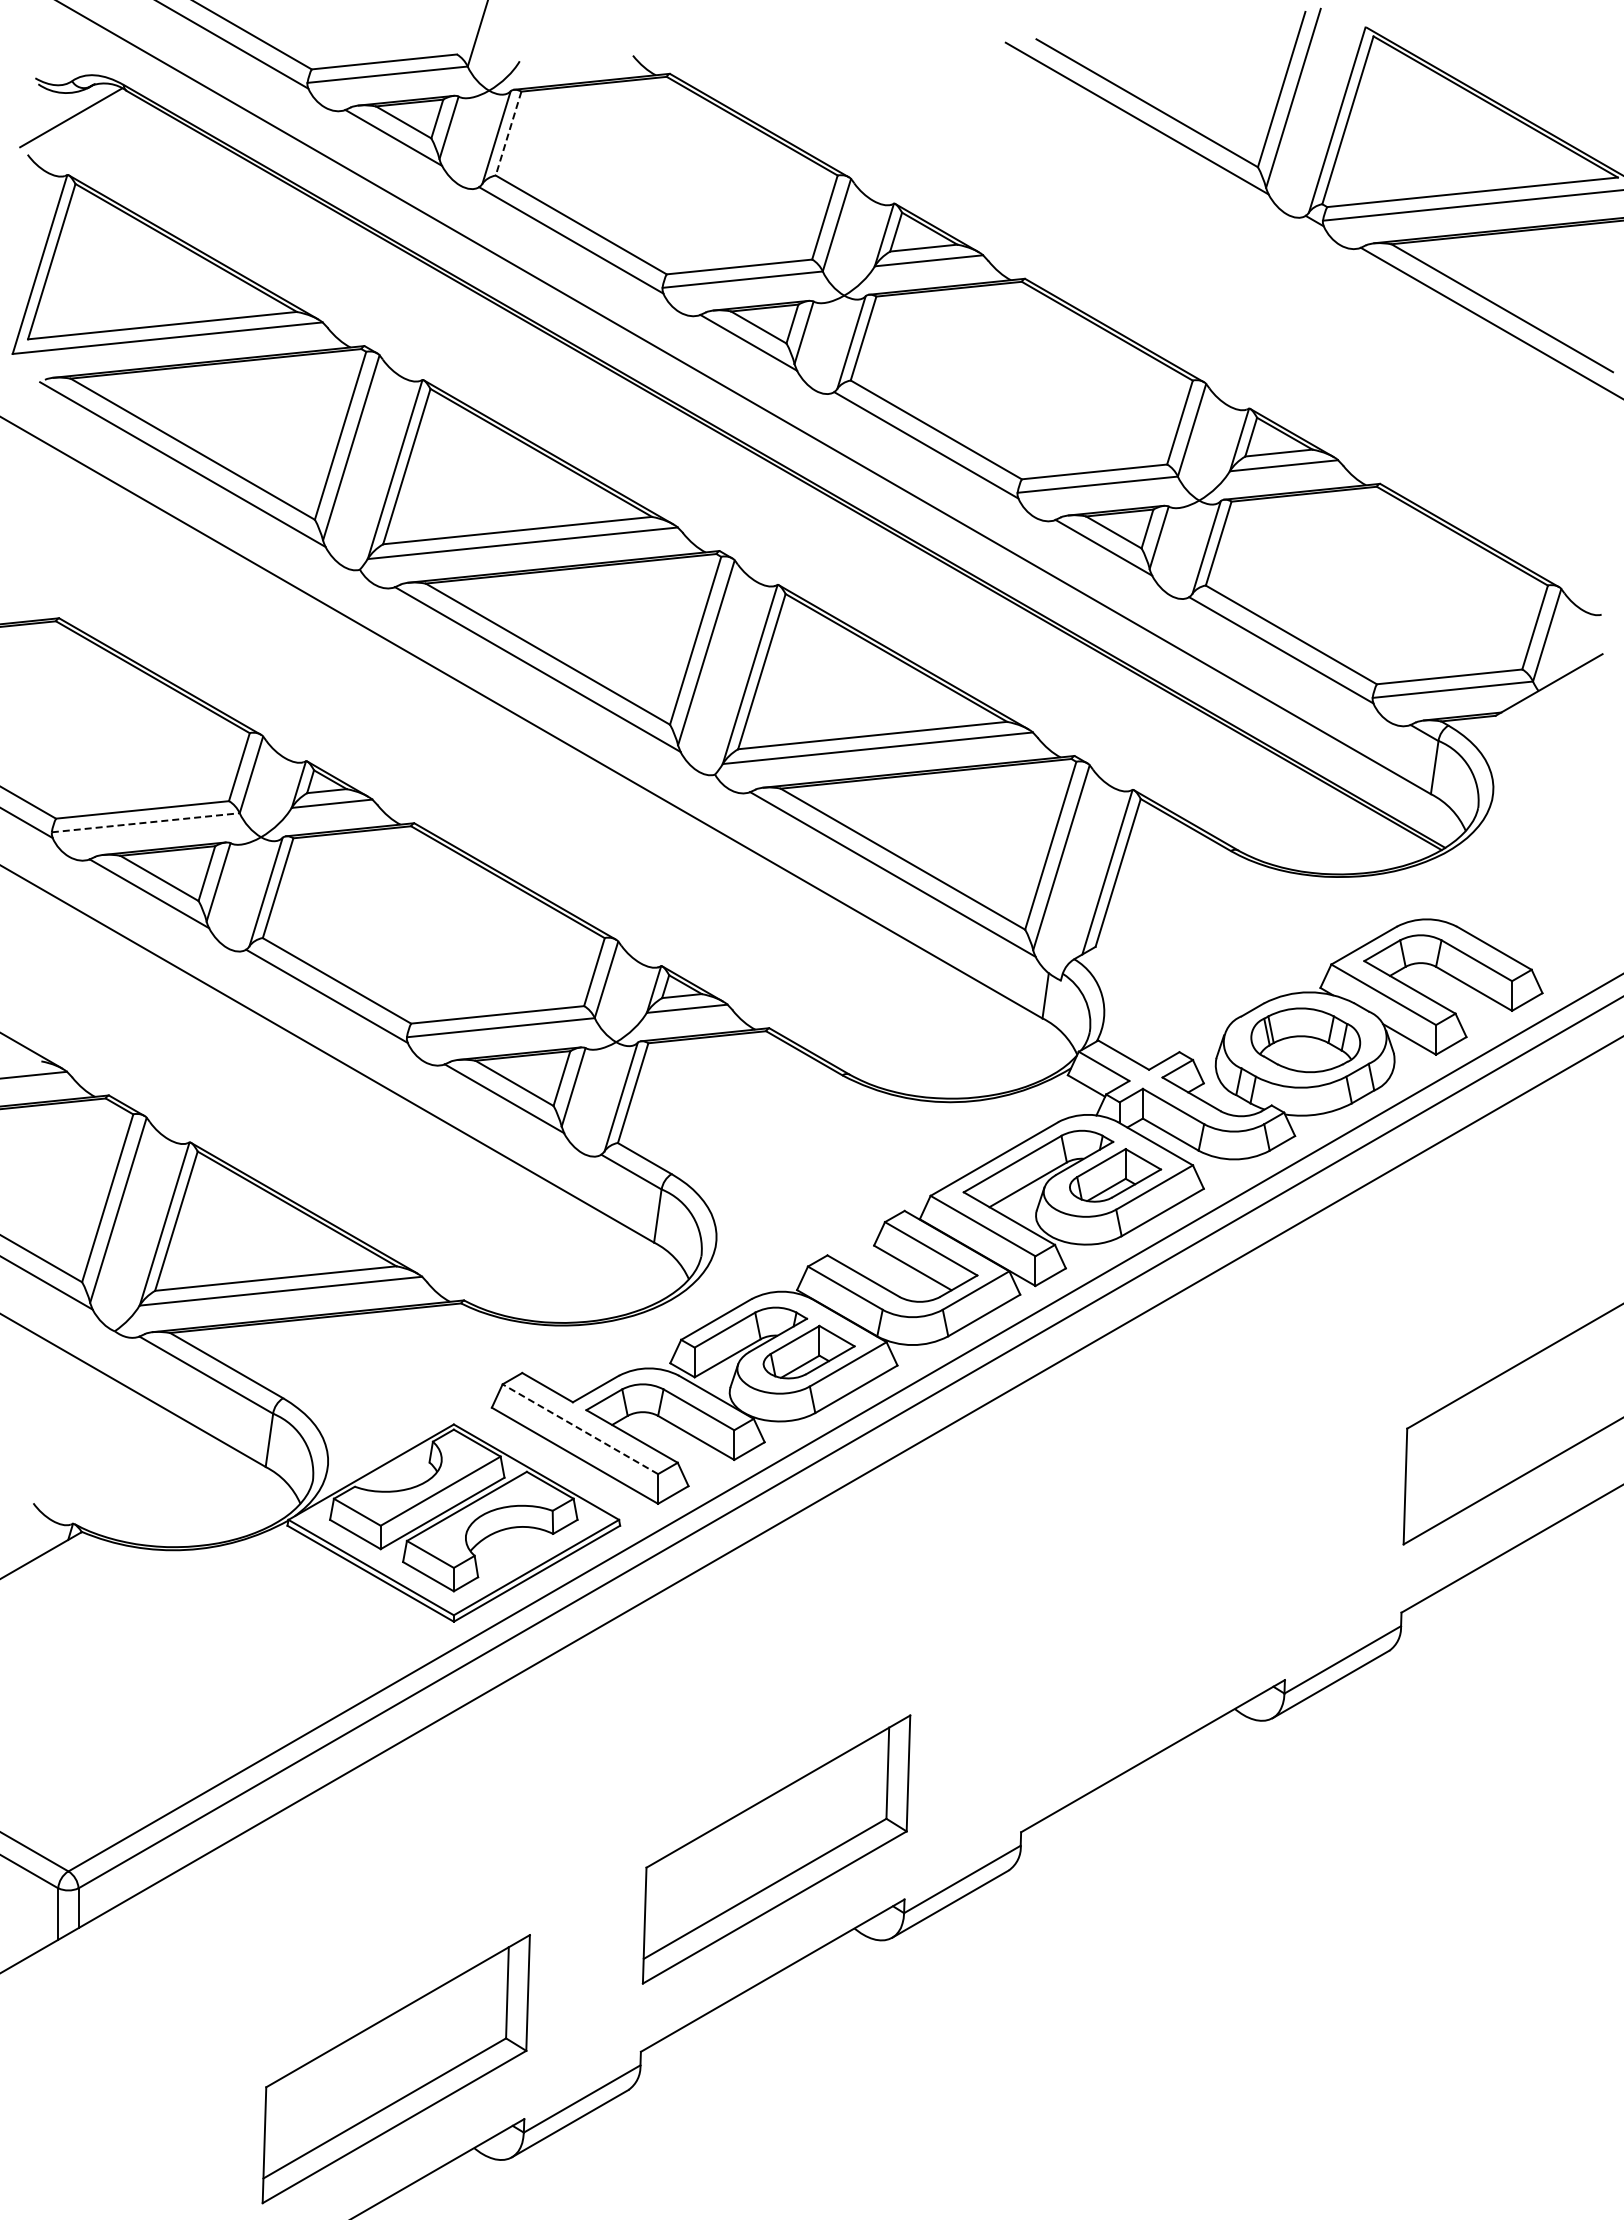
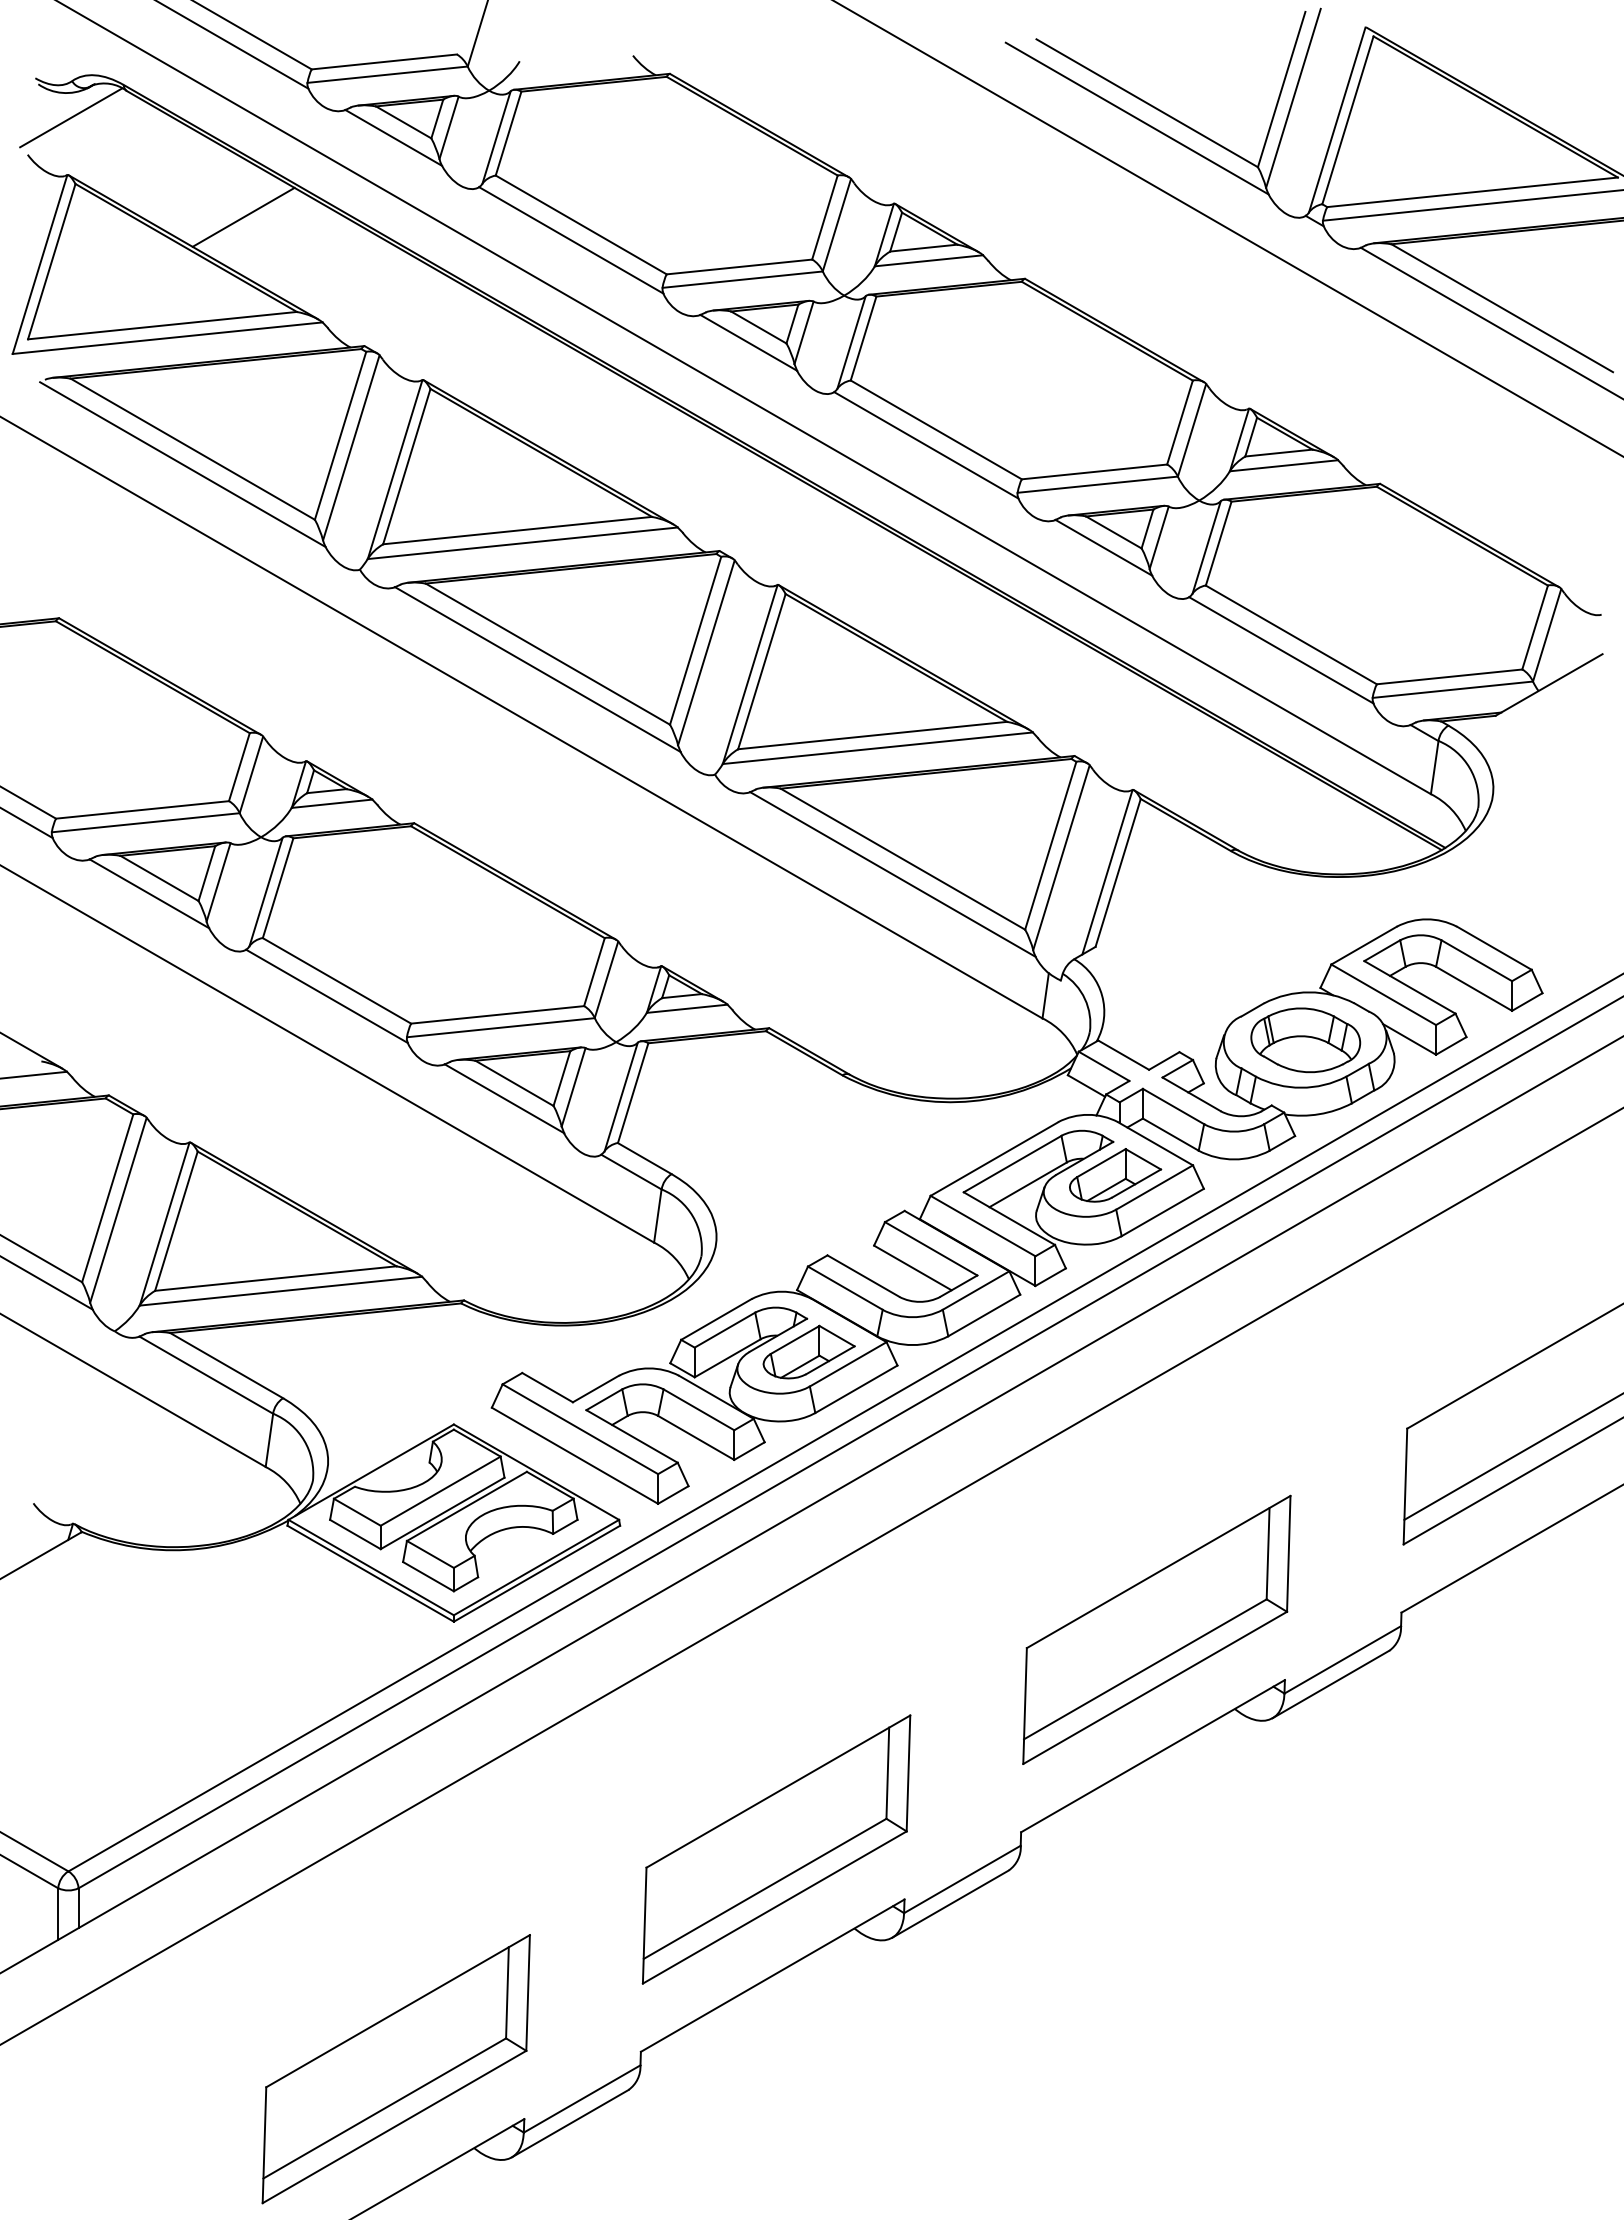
line: dashed -> solid (508, 133)
line: none -> present (243, 216)
line: none -> present (1228, 228)
line: dashed -> solid (146, 822)
line: dashed -> solid (580, 1429)
line: none -> present (1512, 1457)
line: none -> present (811, 1576)
part: none -> present (1156, 1629)
